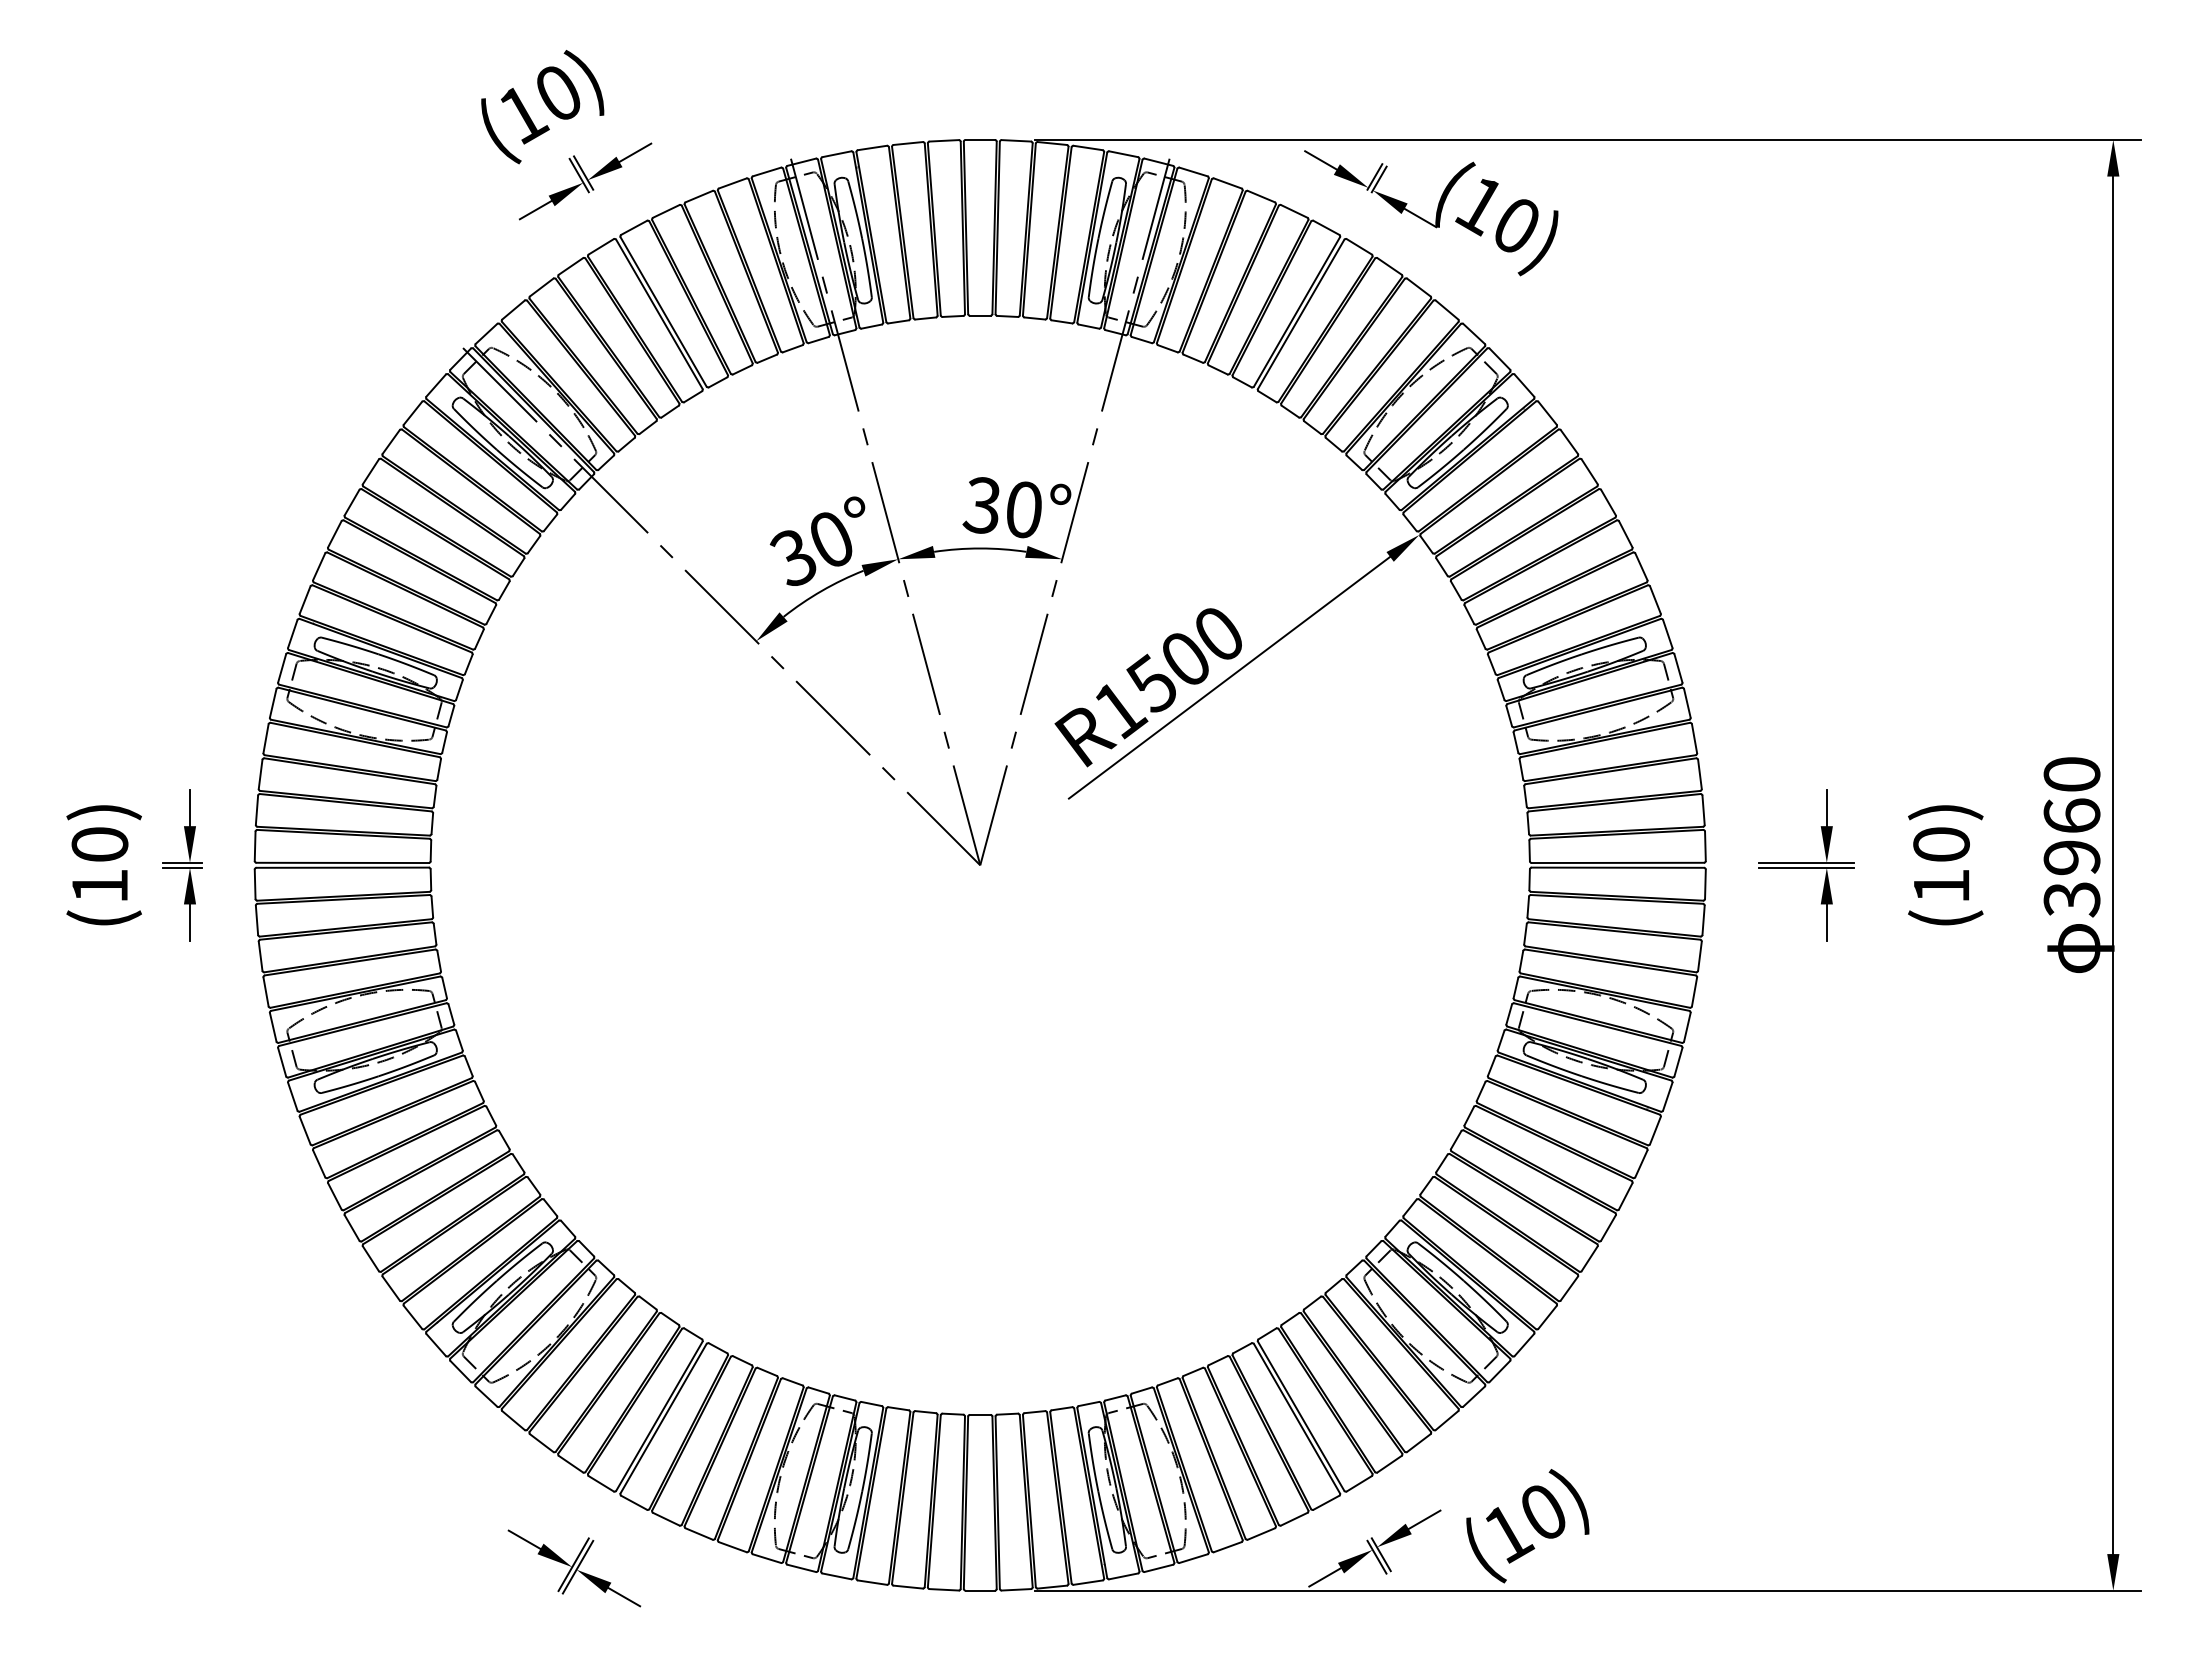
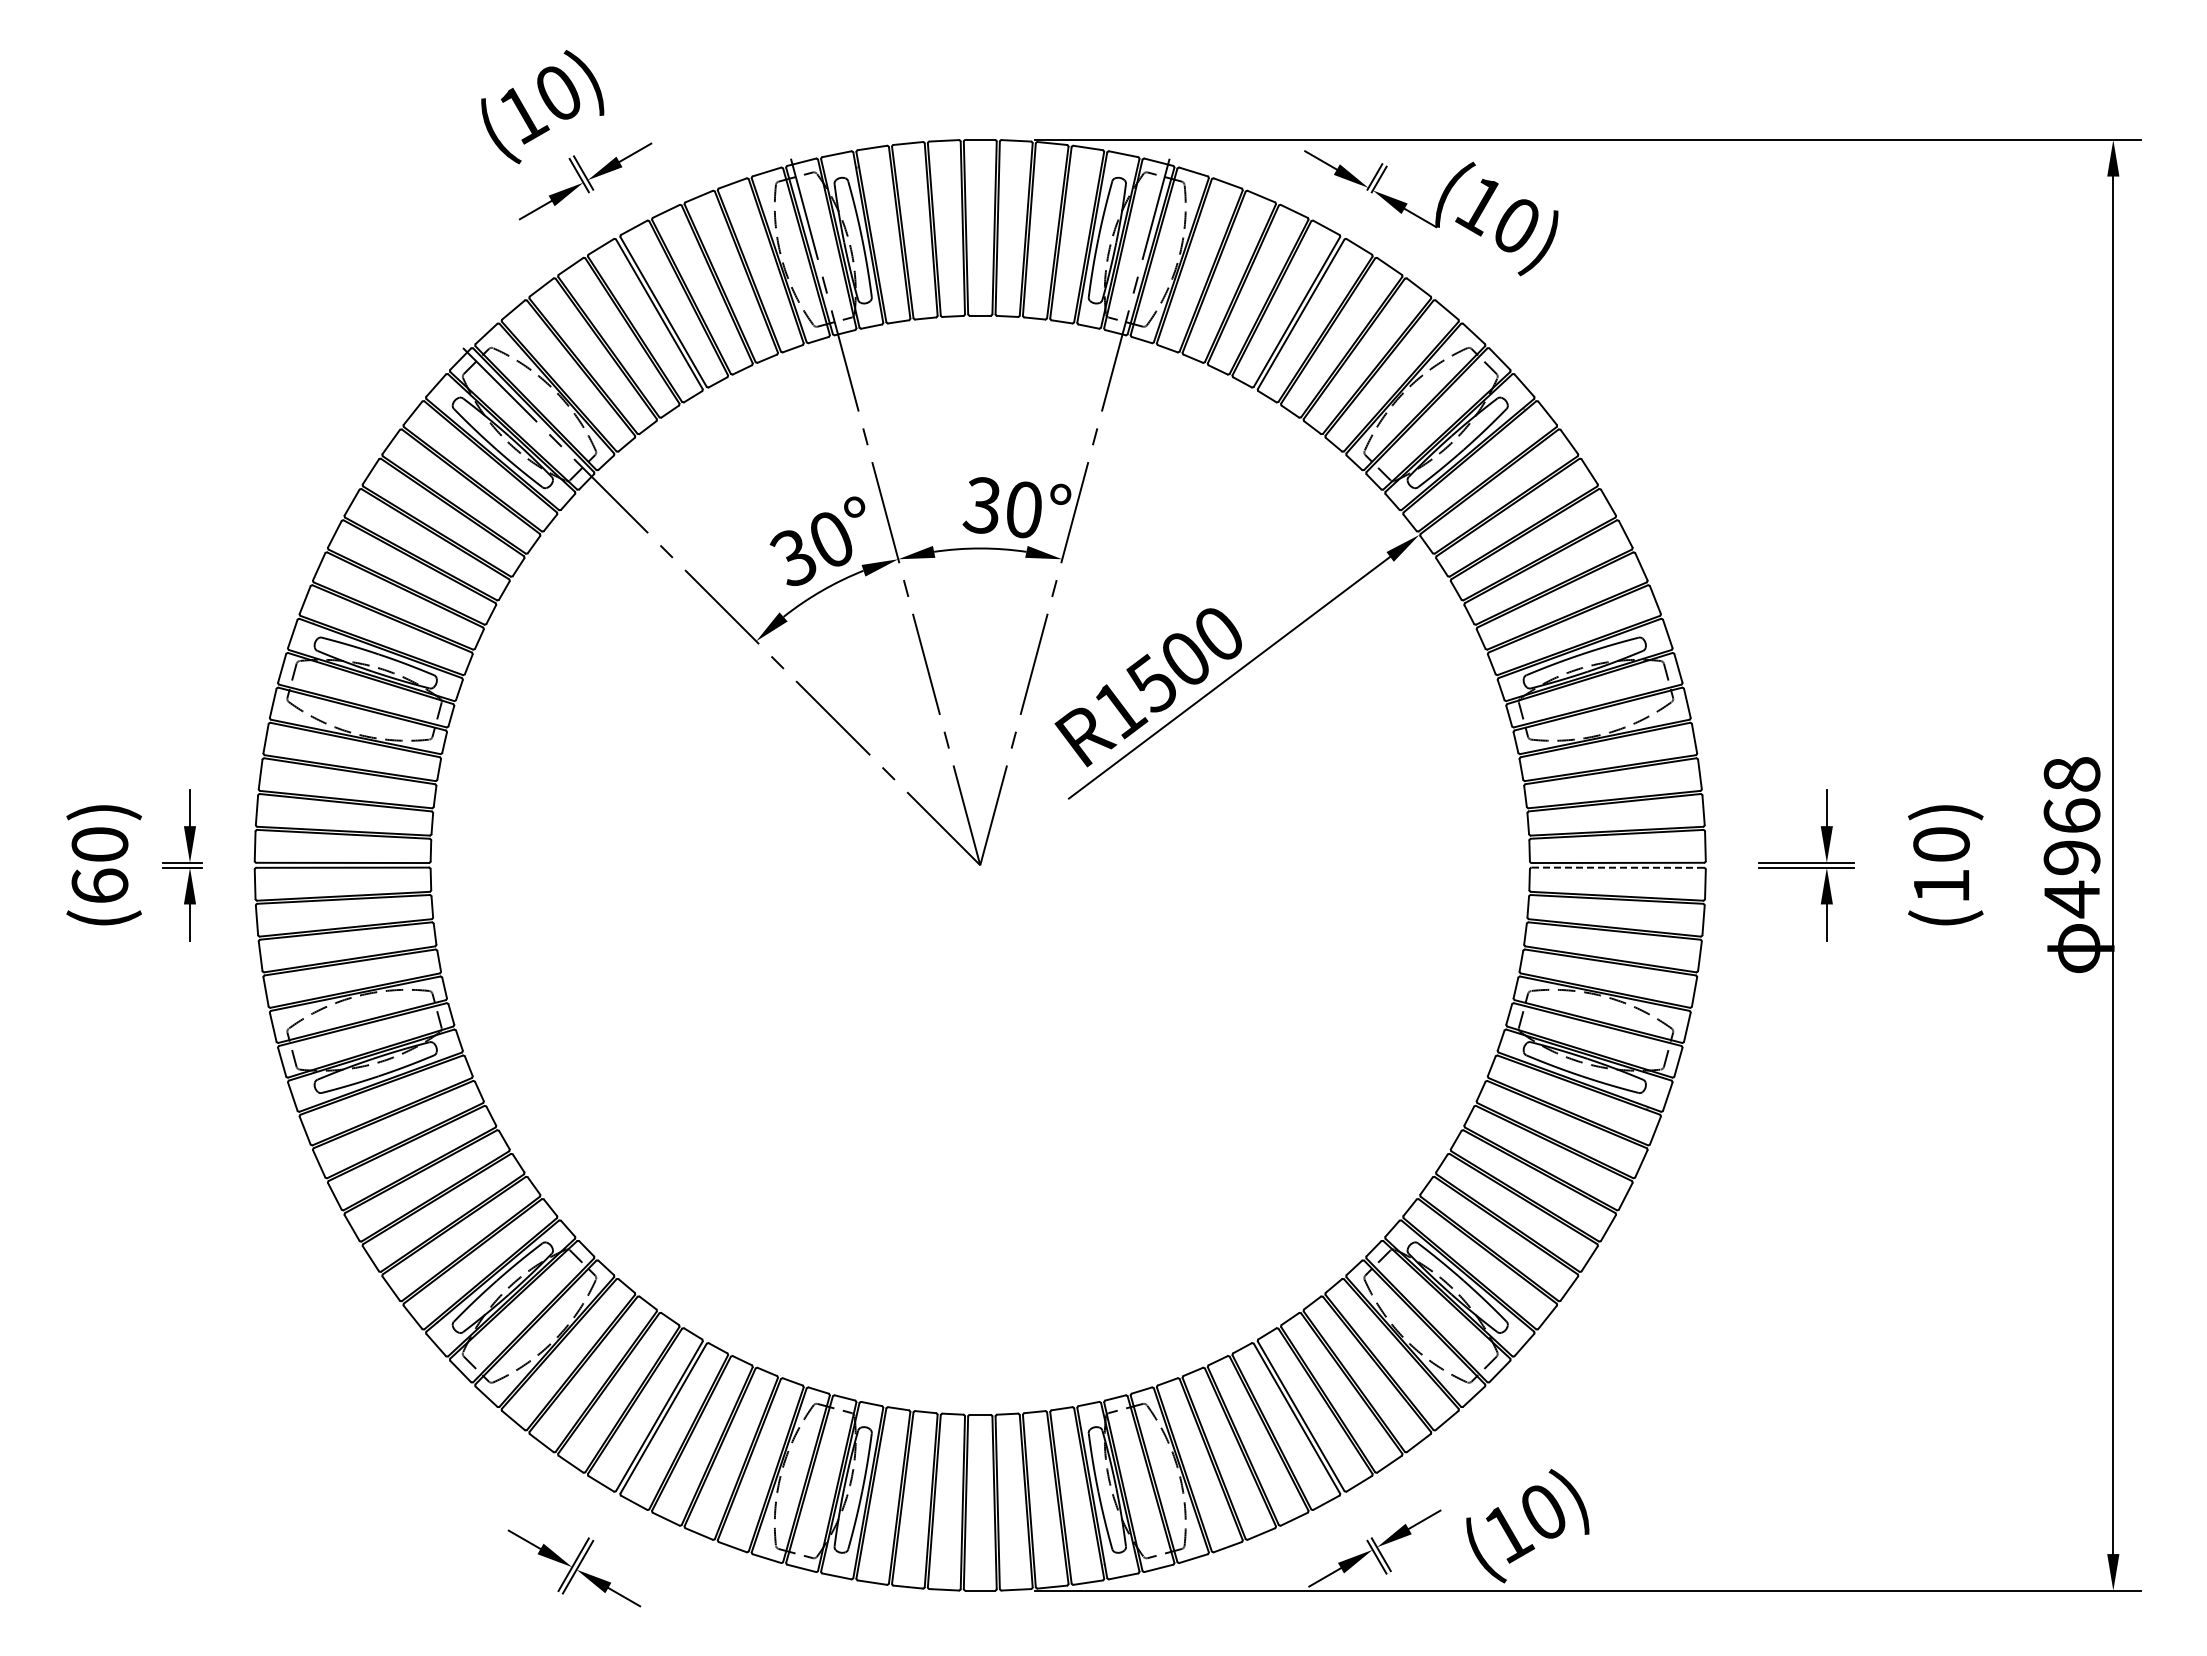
text: 3960 -> 4968 (2071, 837)
line: solid -> dashed (1617, 867)
text: (10) -> (60) (99, 885)
